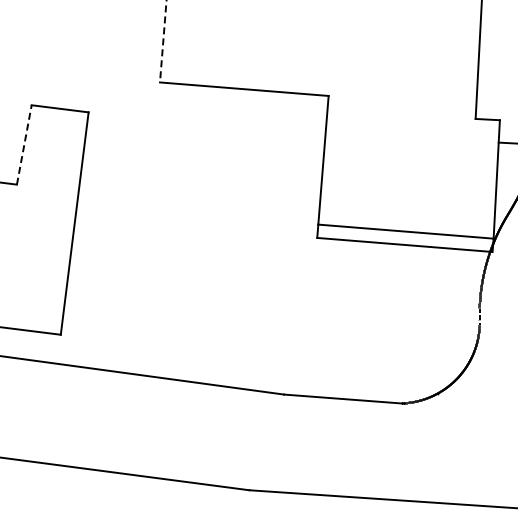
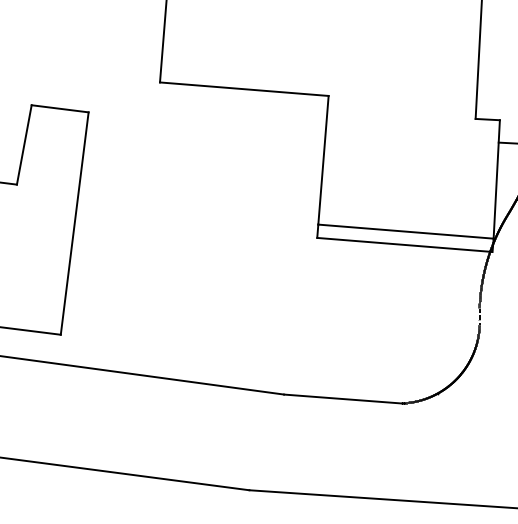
line: dashed -> solid (163, 41)
line: dashed -> solid (24, 144)
